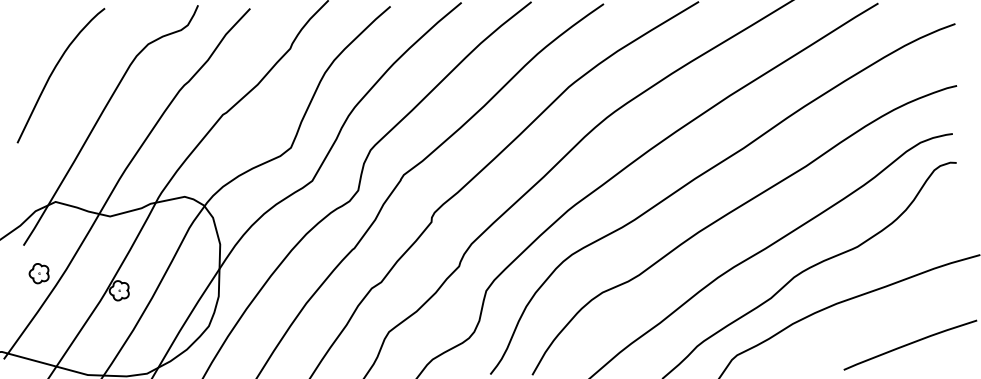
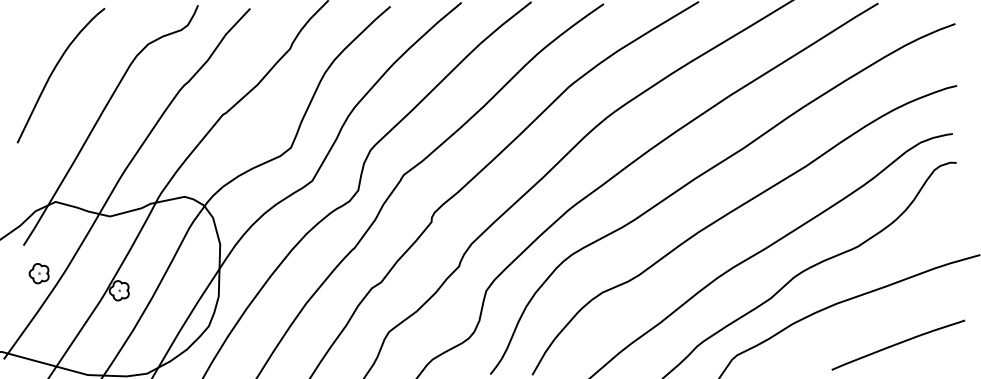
curve position: (910, 344) -> (898, 344) (898, 344)
